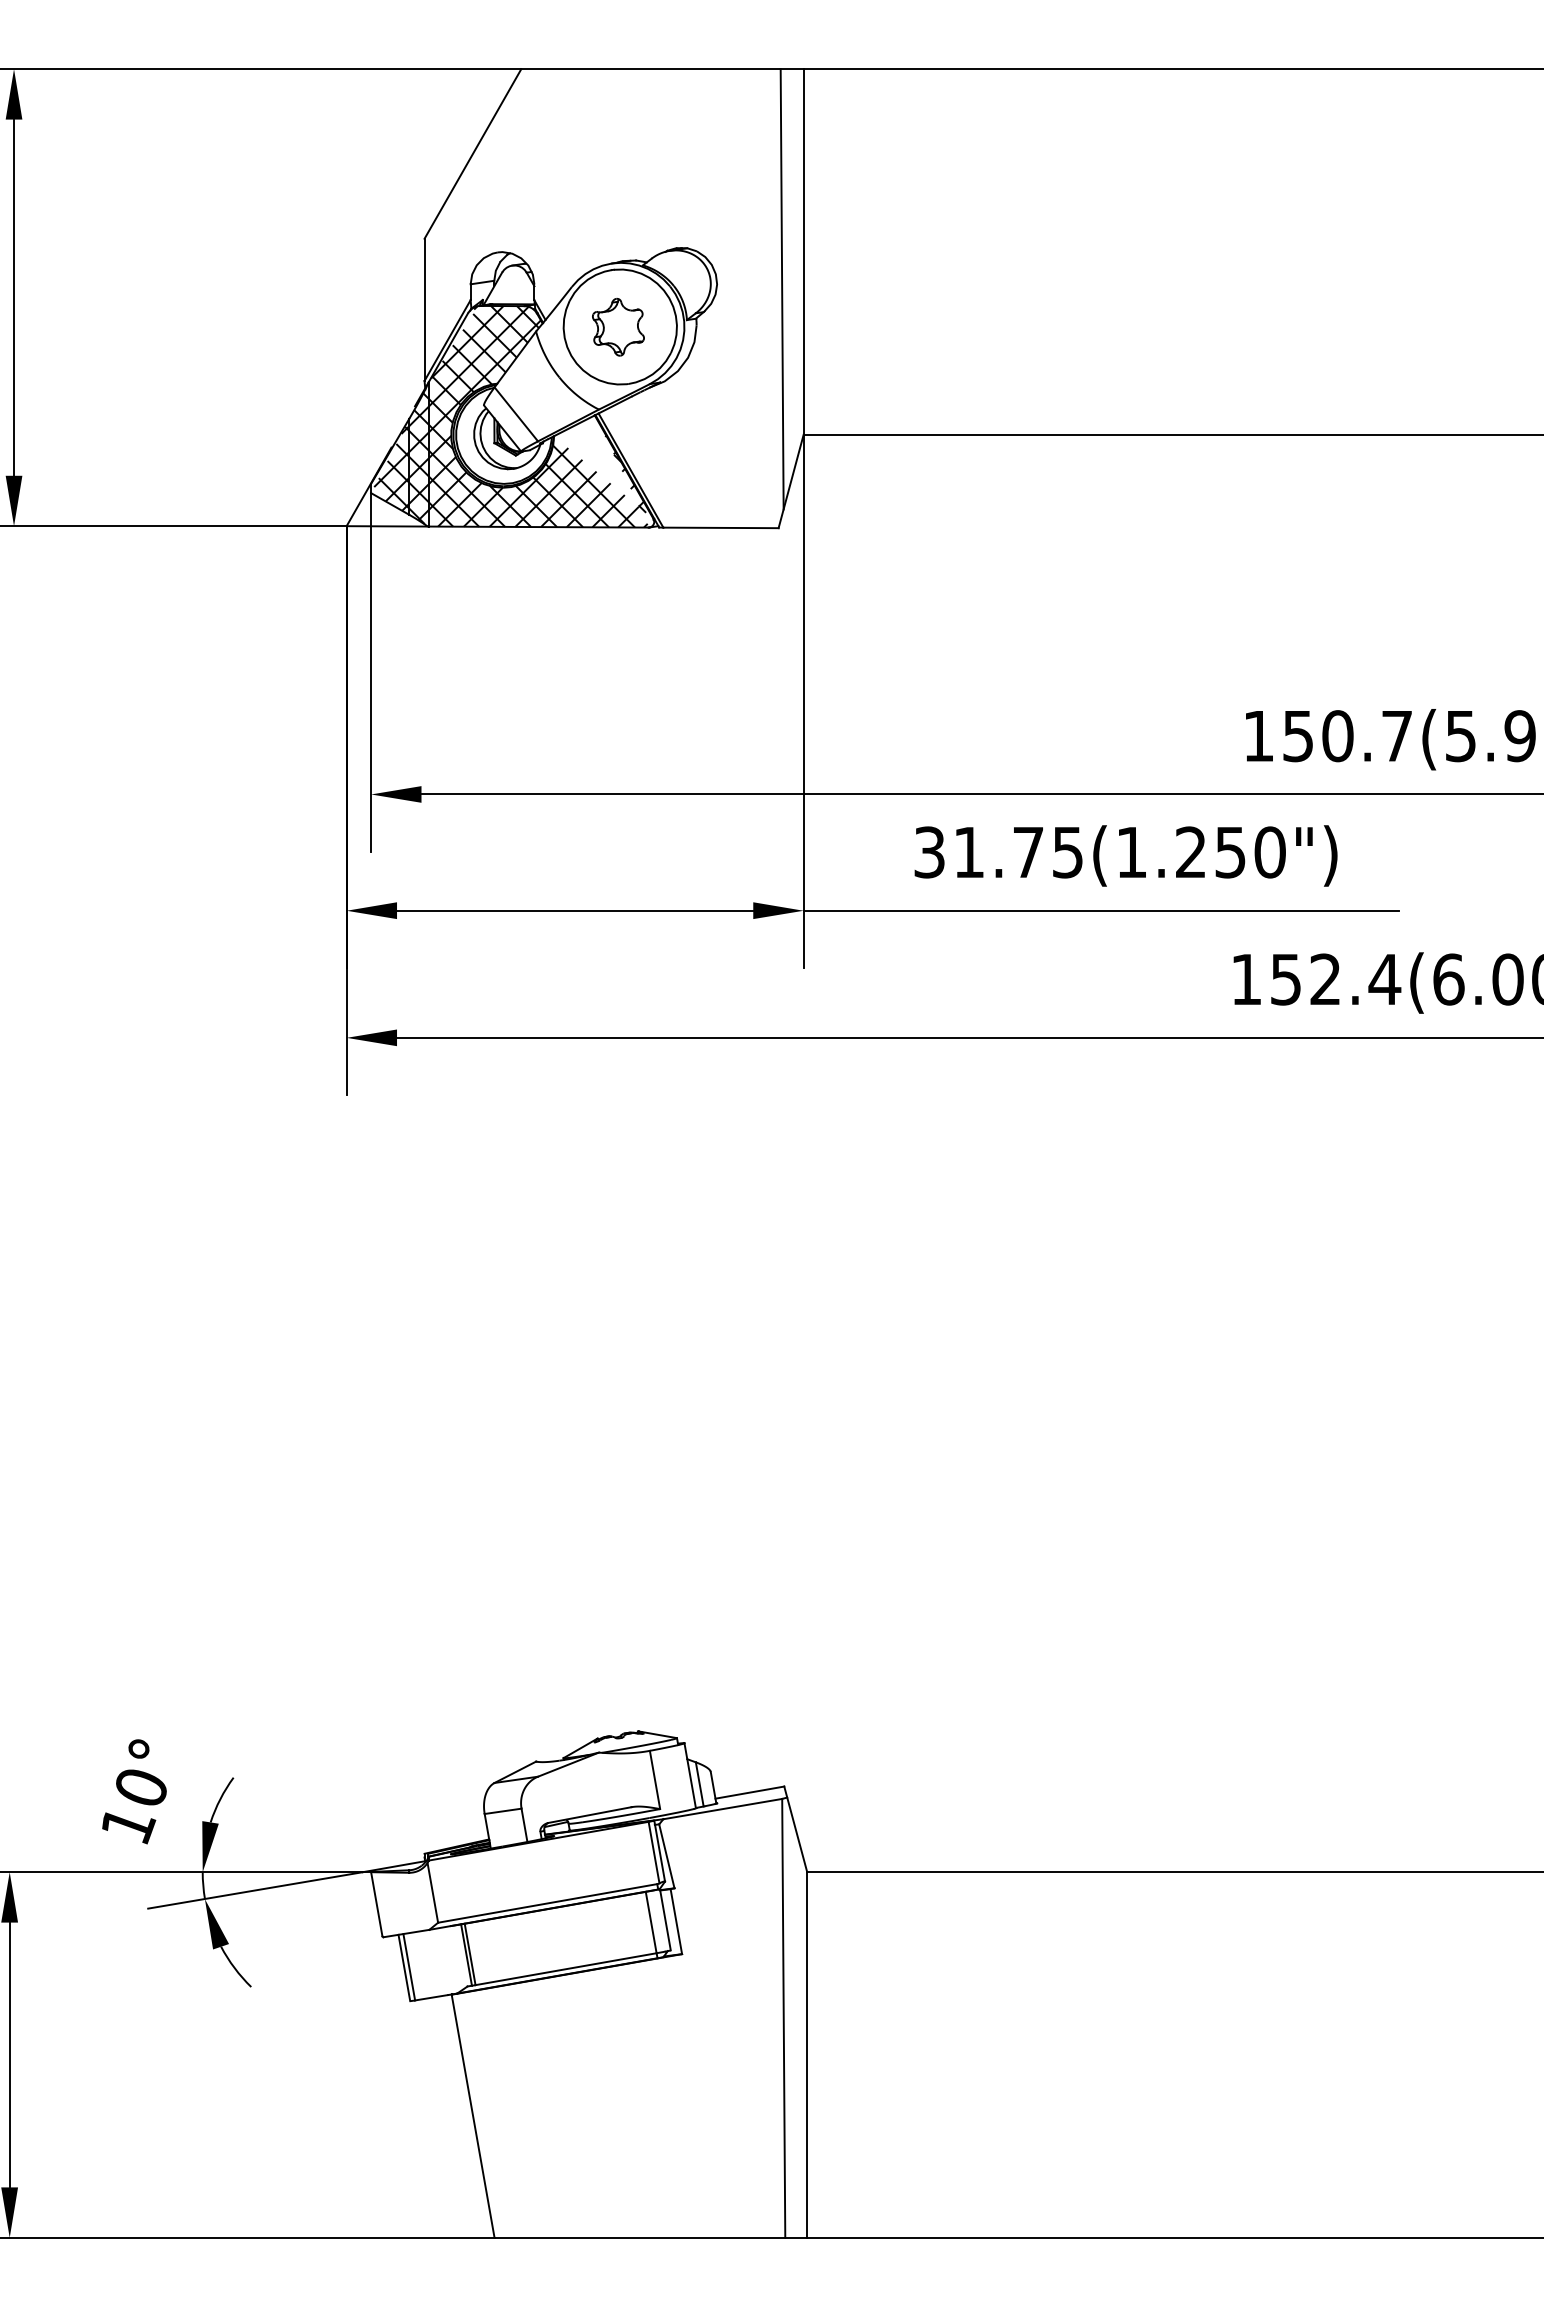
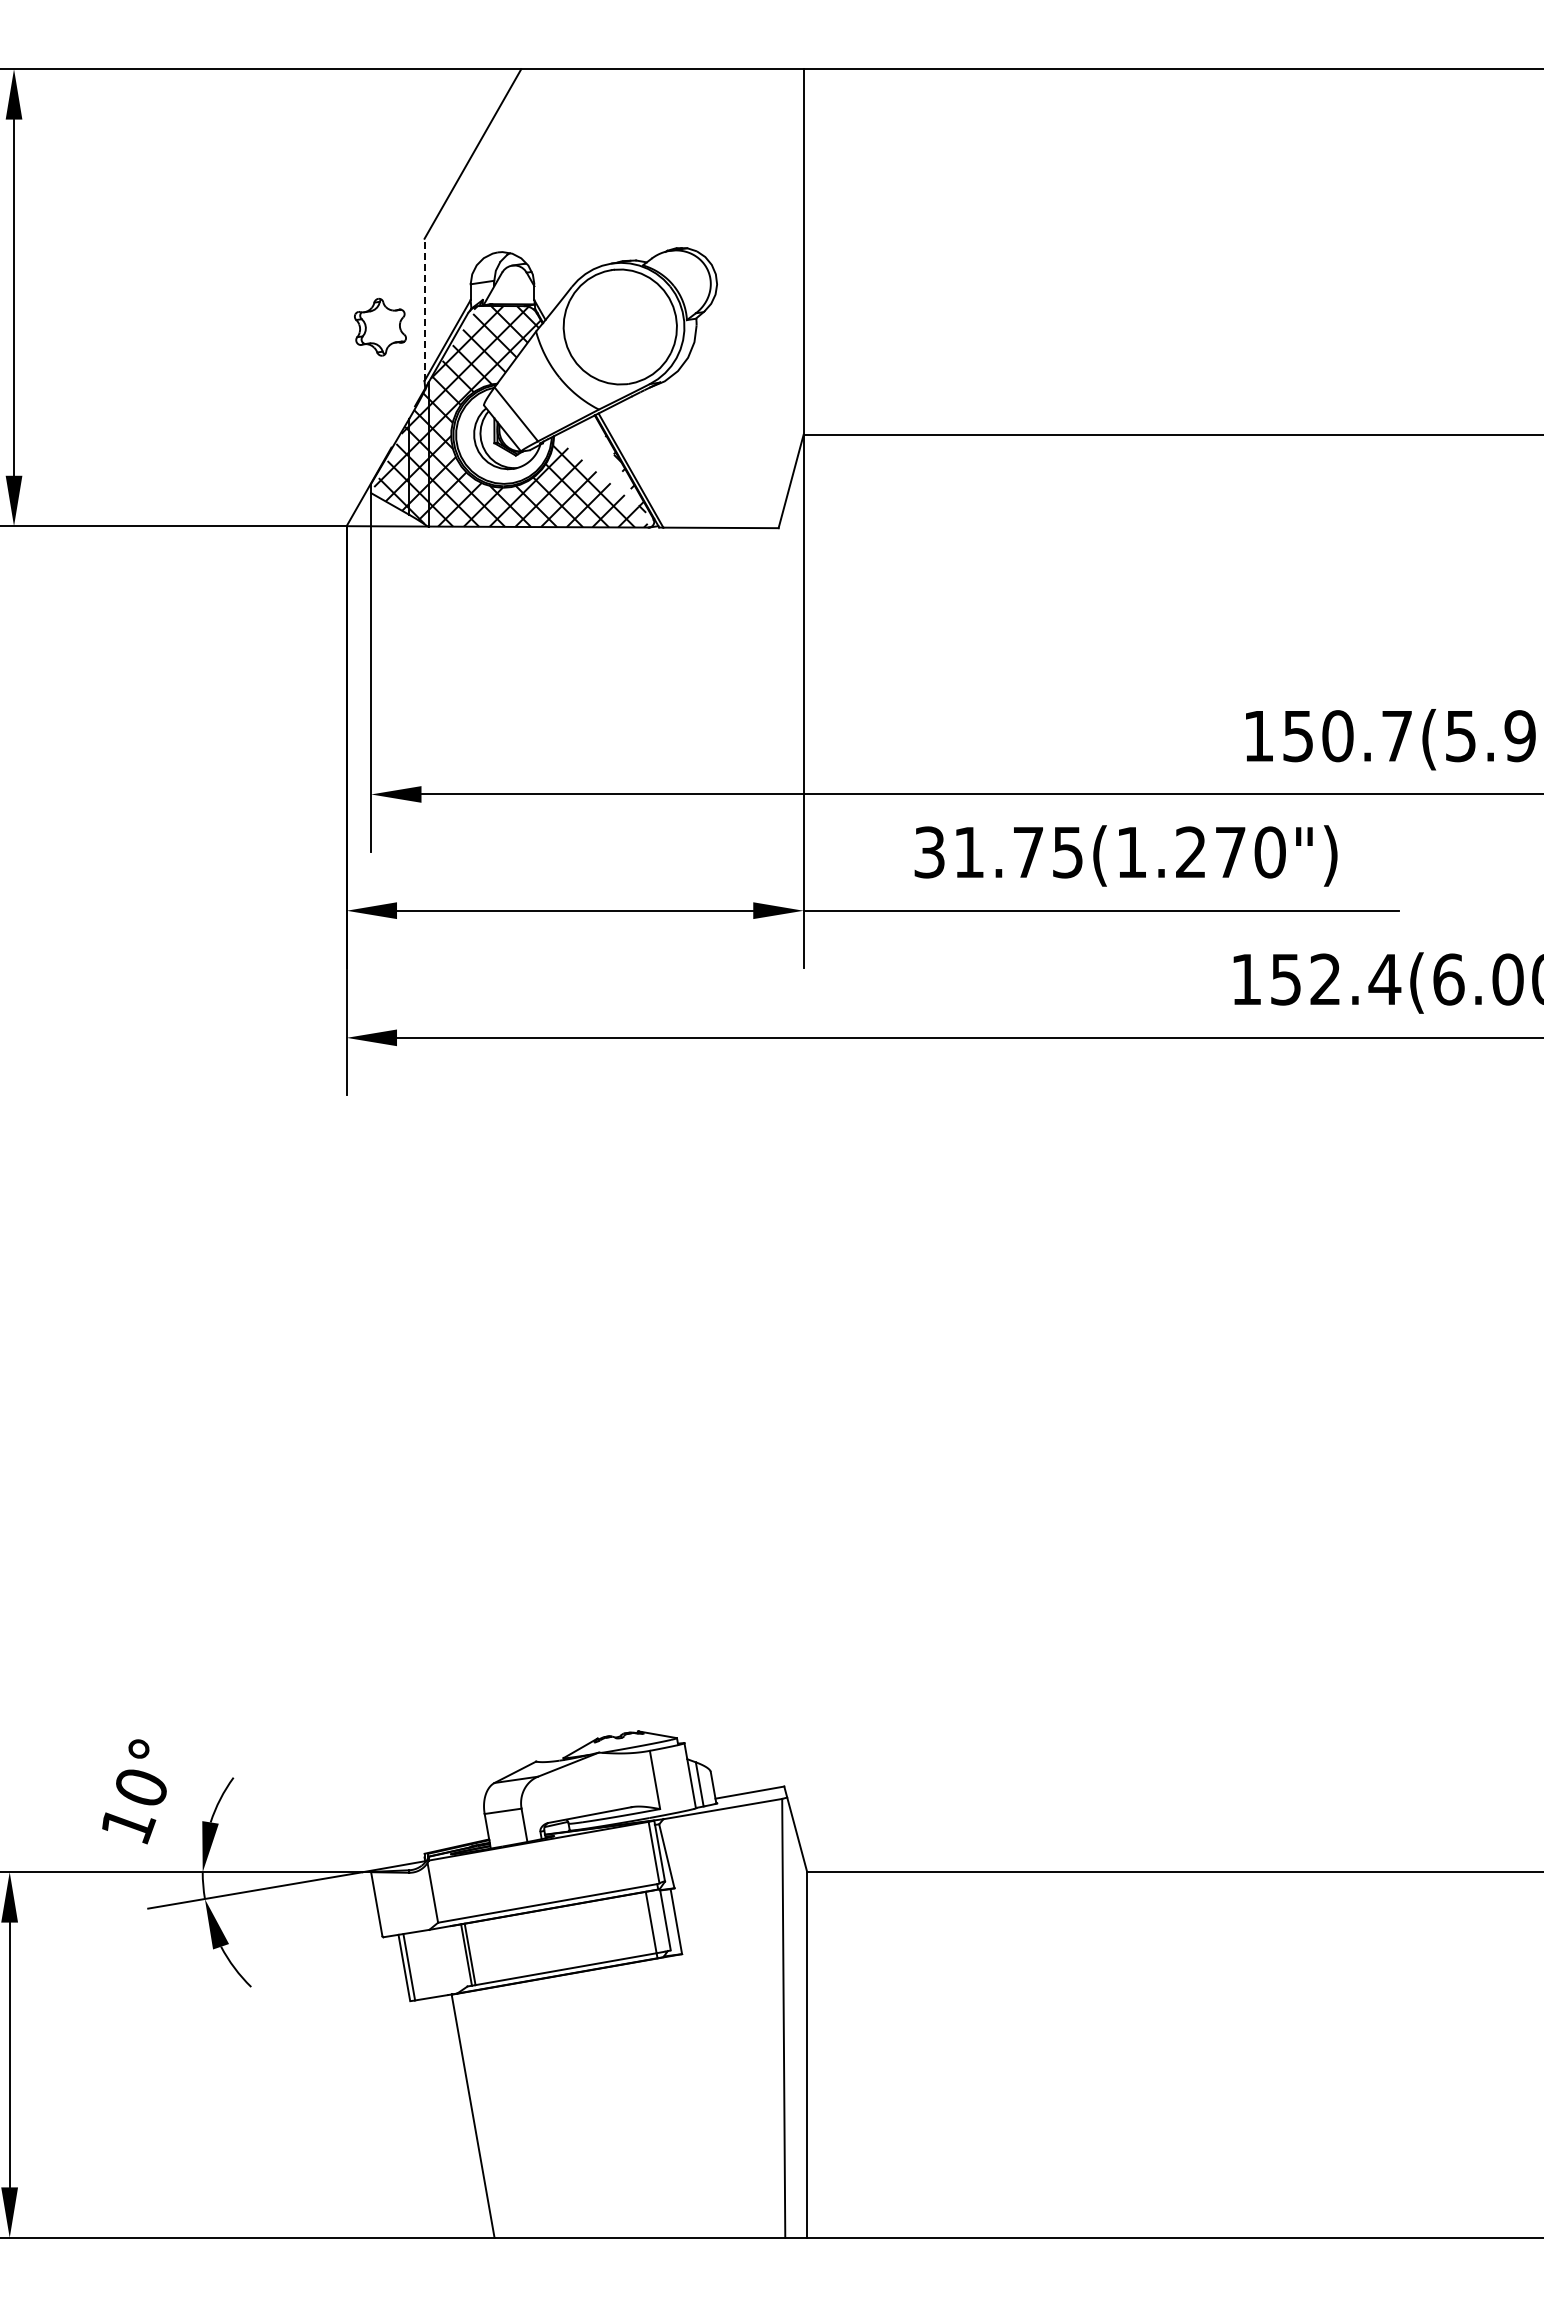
line: present -> none (781, 289)
line: solid -> dashed (424, 309)
part position: (618, 327) -> (380, 327) (380, 327)
text: 31.75(1.250") -> 31.75(1.270") (1230, 852)
